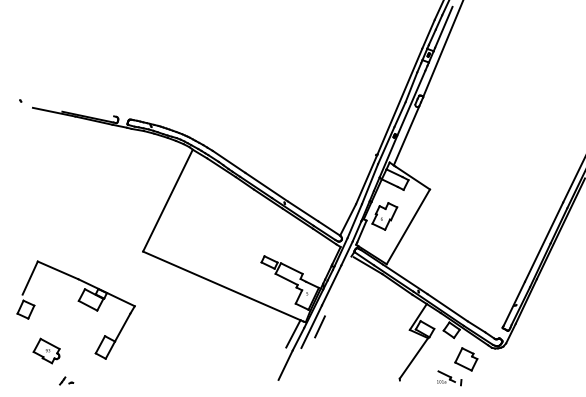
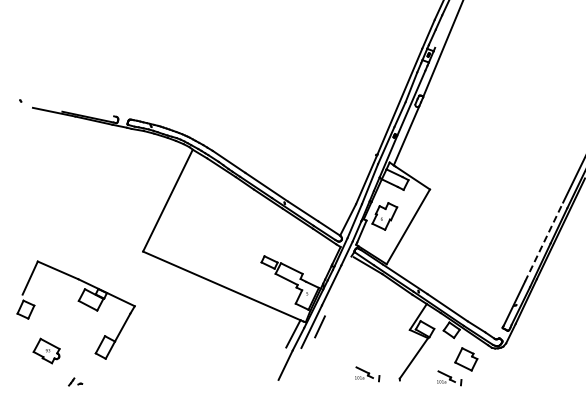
line: present -> none (443, 26)
line: solid -> dashed (544, 242)
part: none -> present (367, 374)
part position: (66, 380) -> (75, 381) (75, 381)
